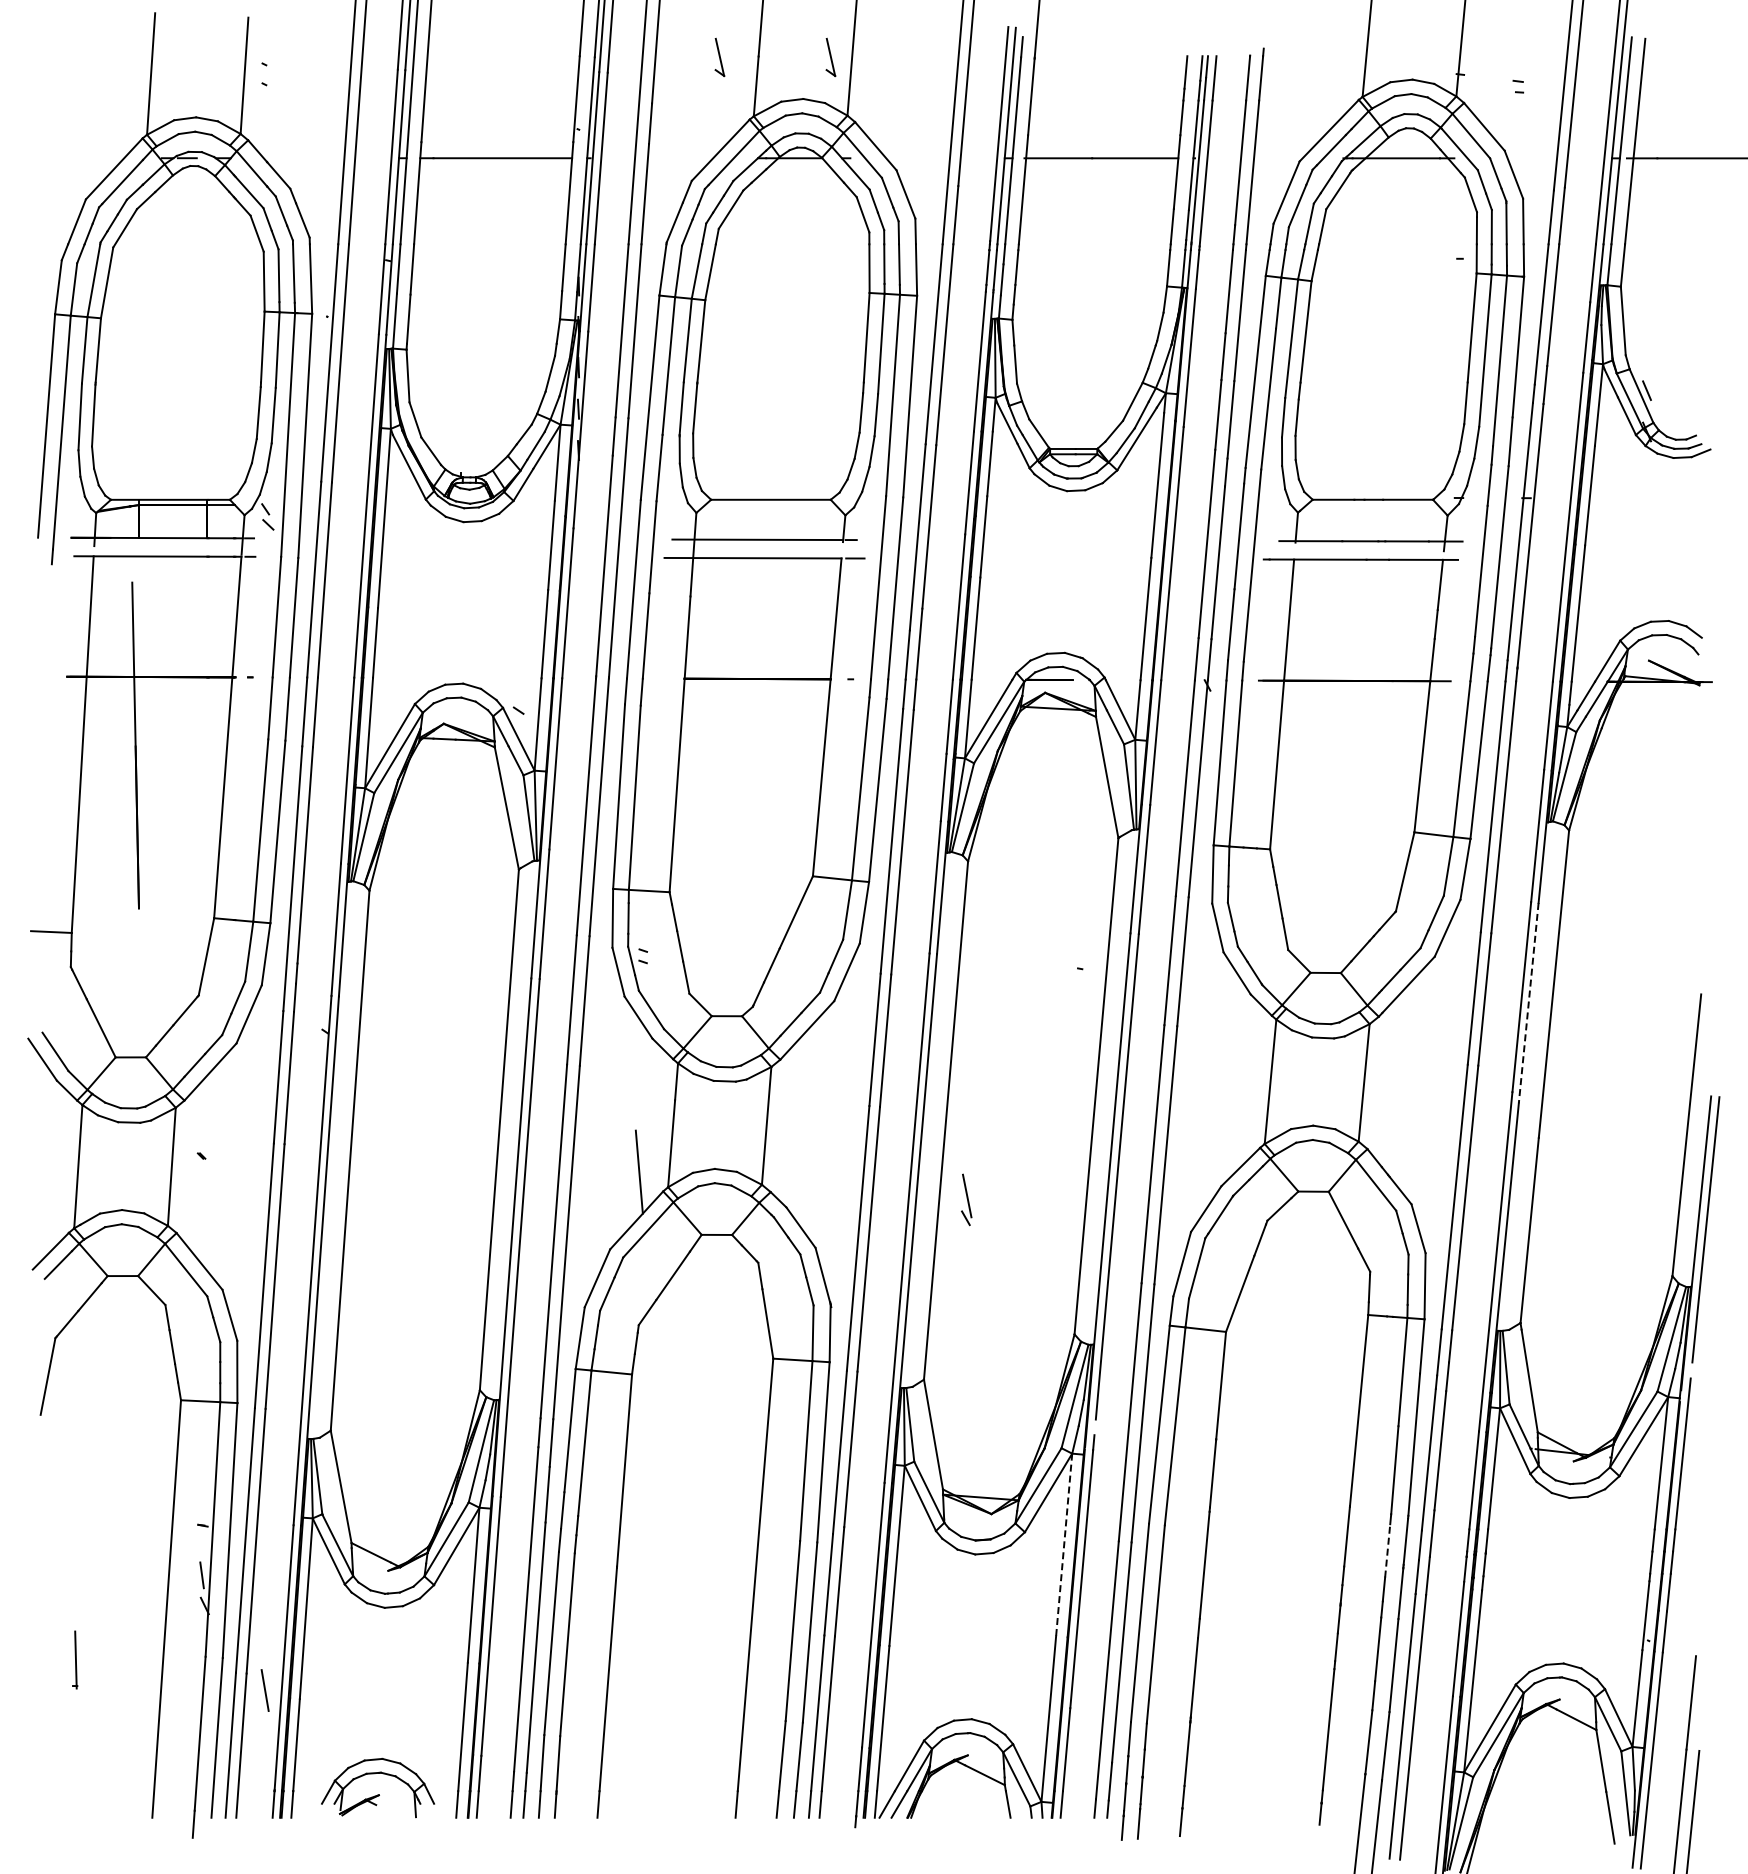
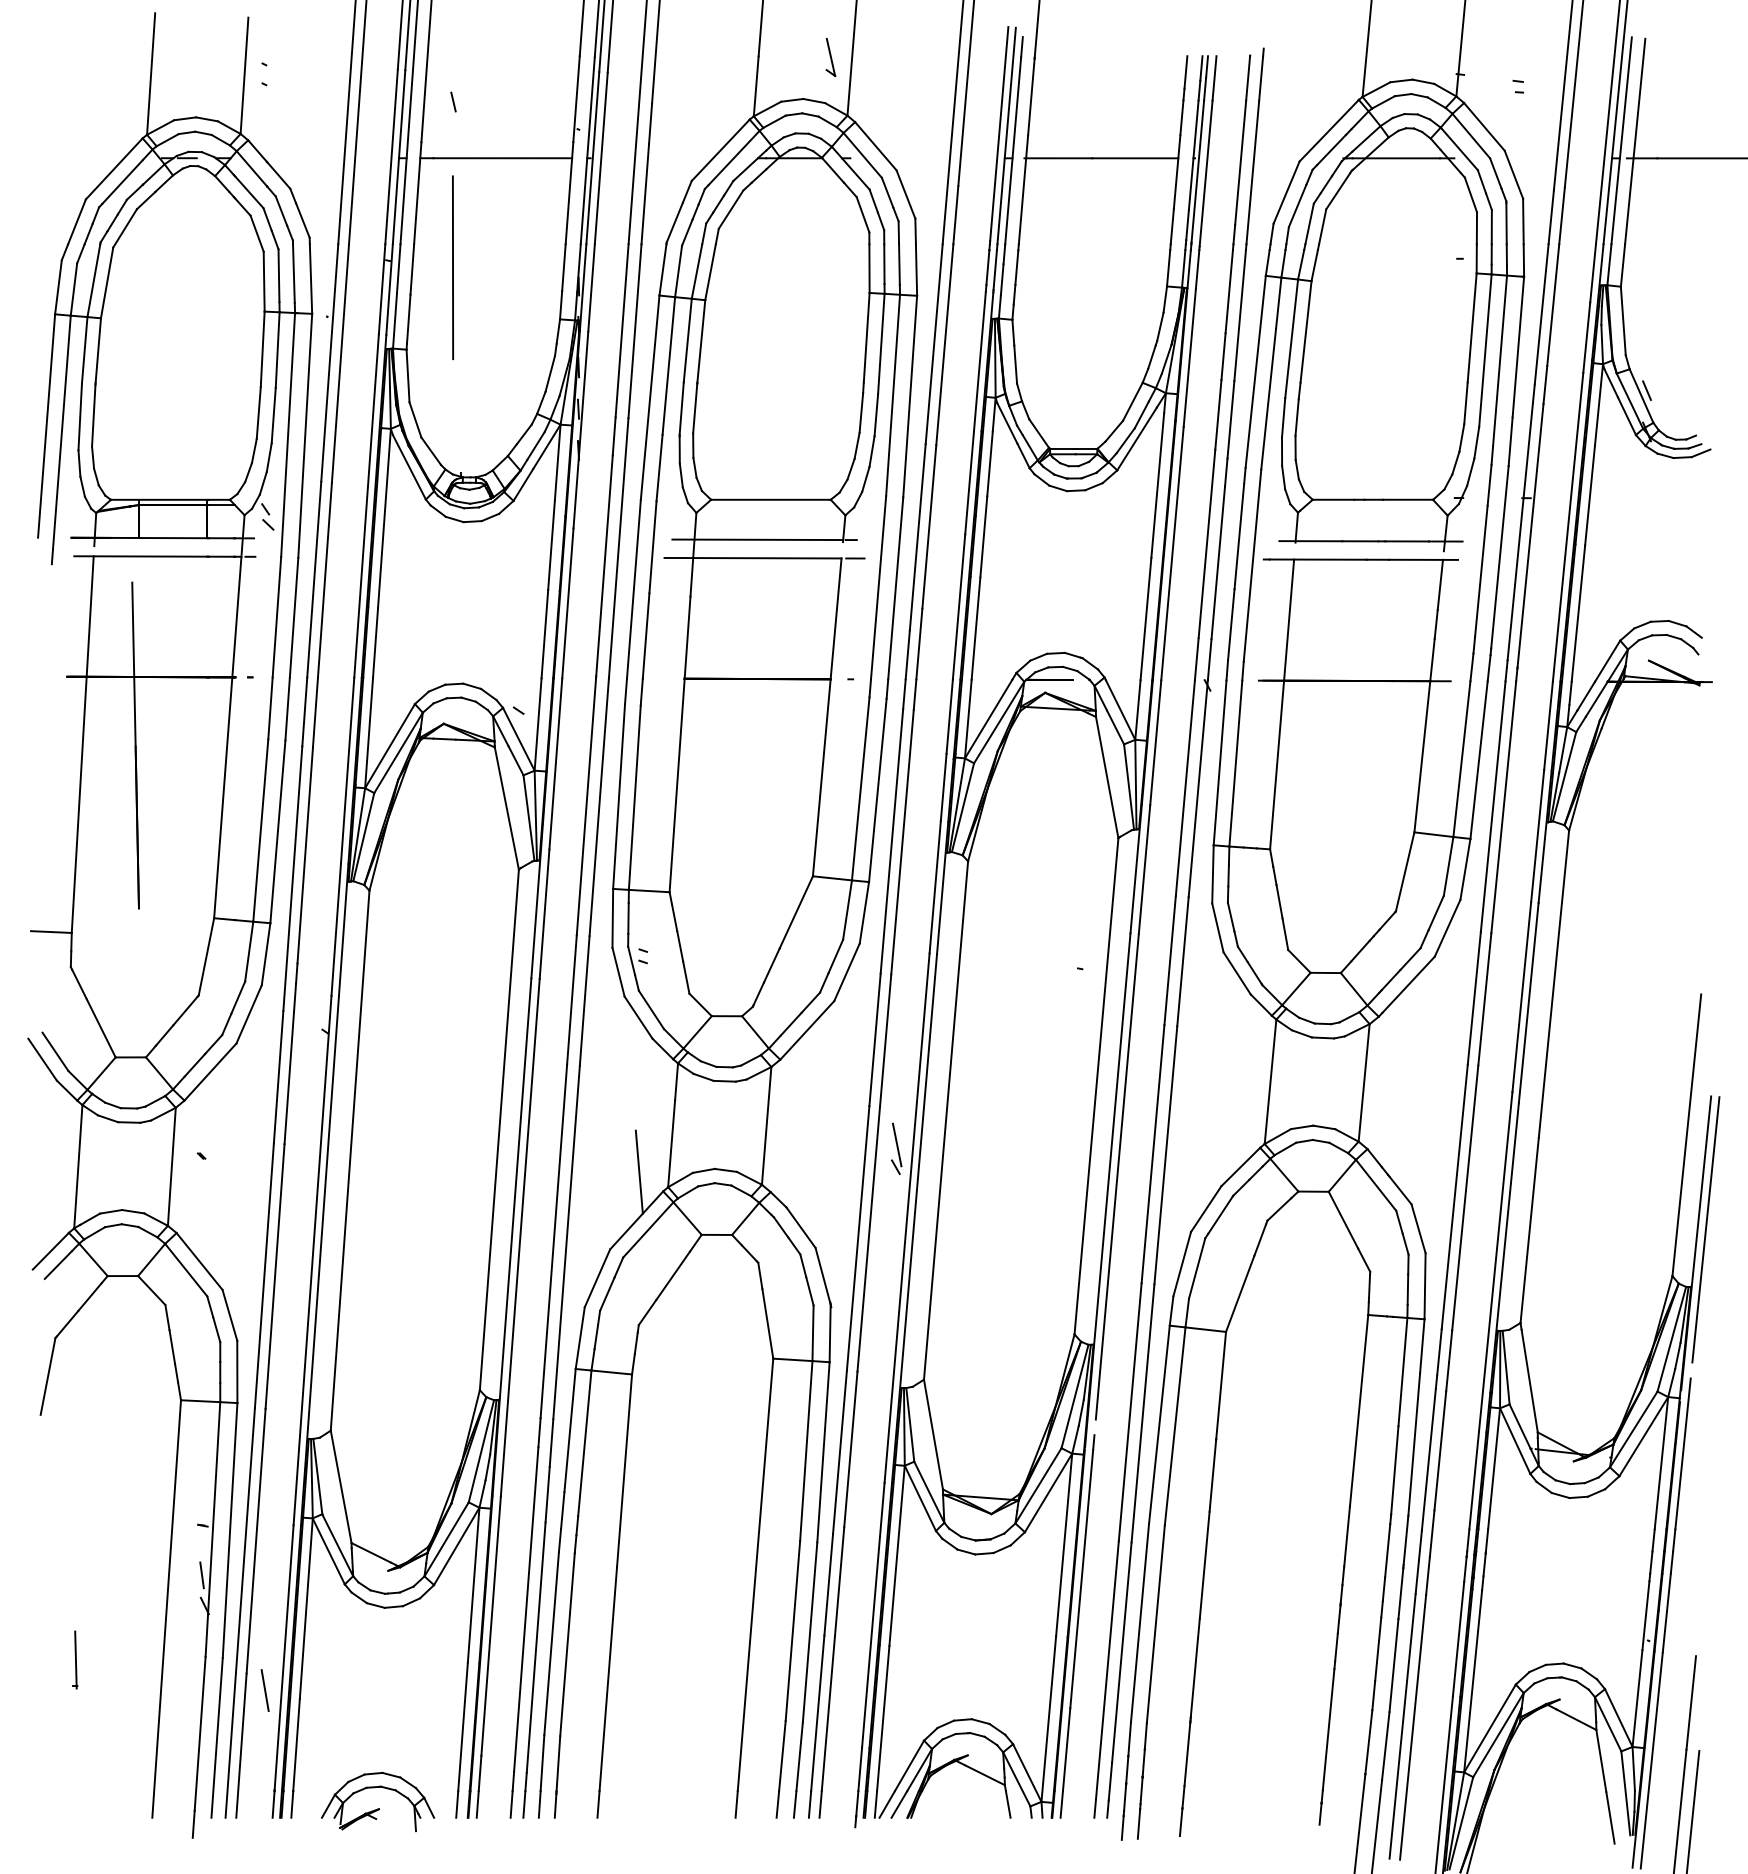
part: present -> none (719, 57)
line: none -> present (453, 101)
line: none -> present (452, 267)
line: dashed -> solid (1528, 1003)
part position: (966, 1199) -> (896, 1148) (896, 1148)
line: dashed -> solid (1064, 1544)
line: dashed -> solid (1387, 1550)
part position: (377, 1794) -> (377, 1808) (377, 1808)
